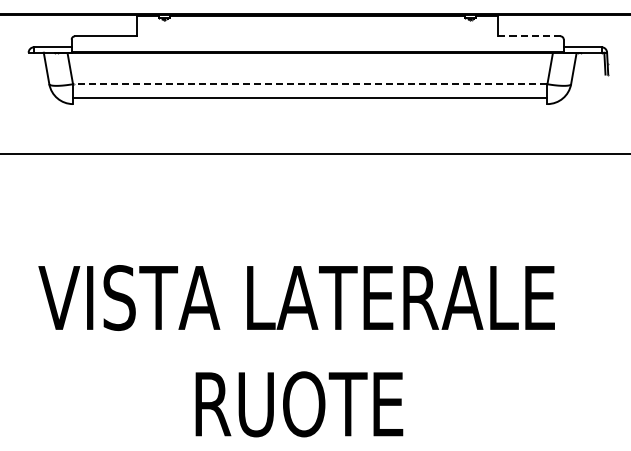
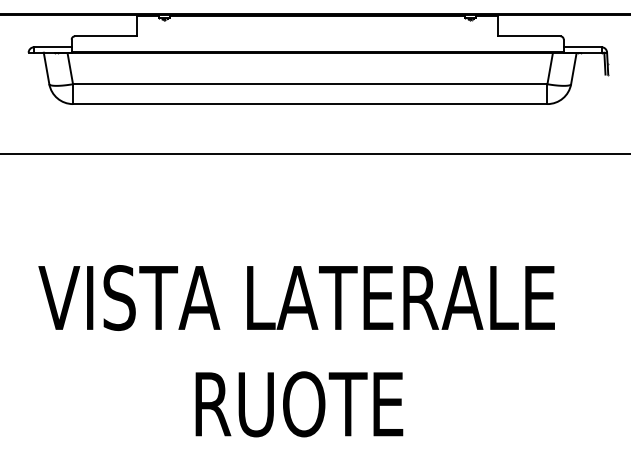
line: dashed -> solid (528, 36)
line: dashed -> solid (309, 84)
line position: (310, 98) -> (310, 104) (310, 104)
